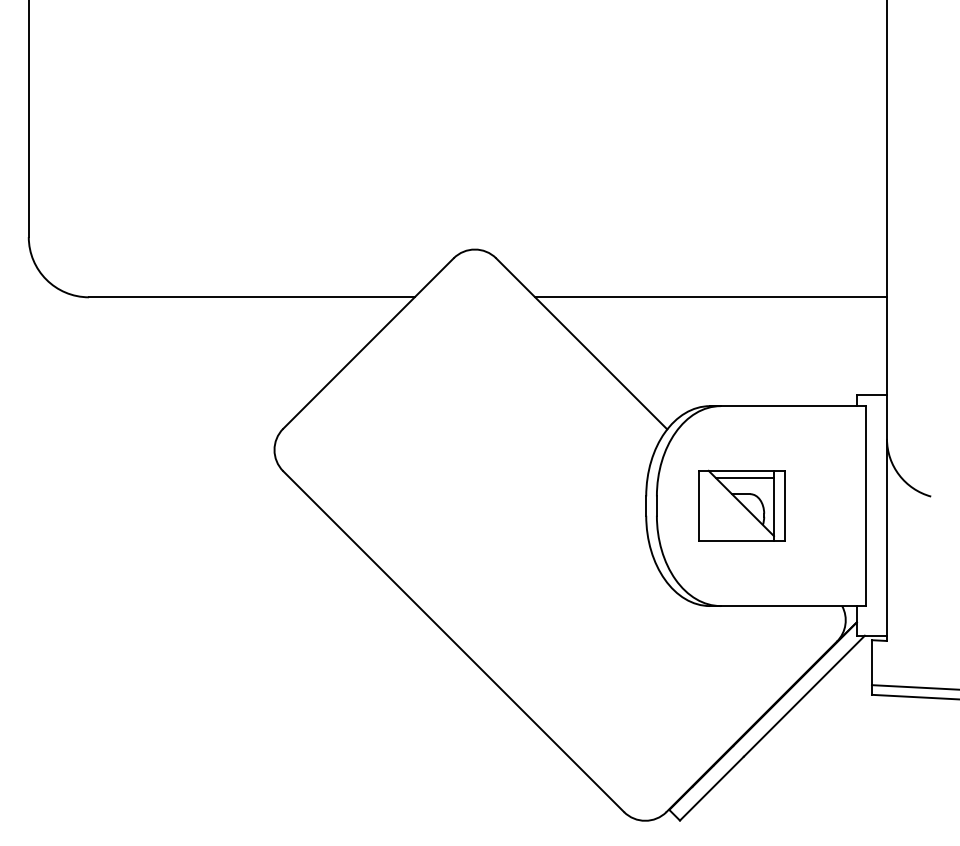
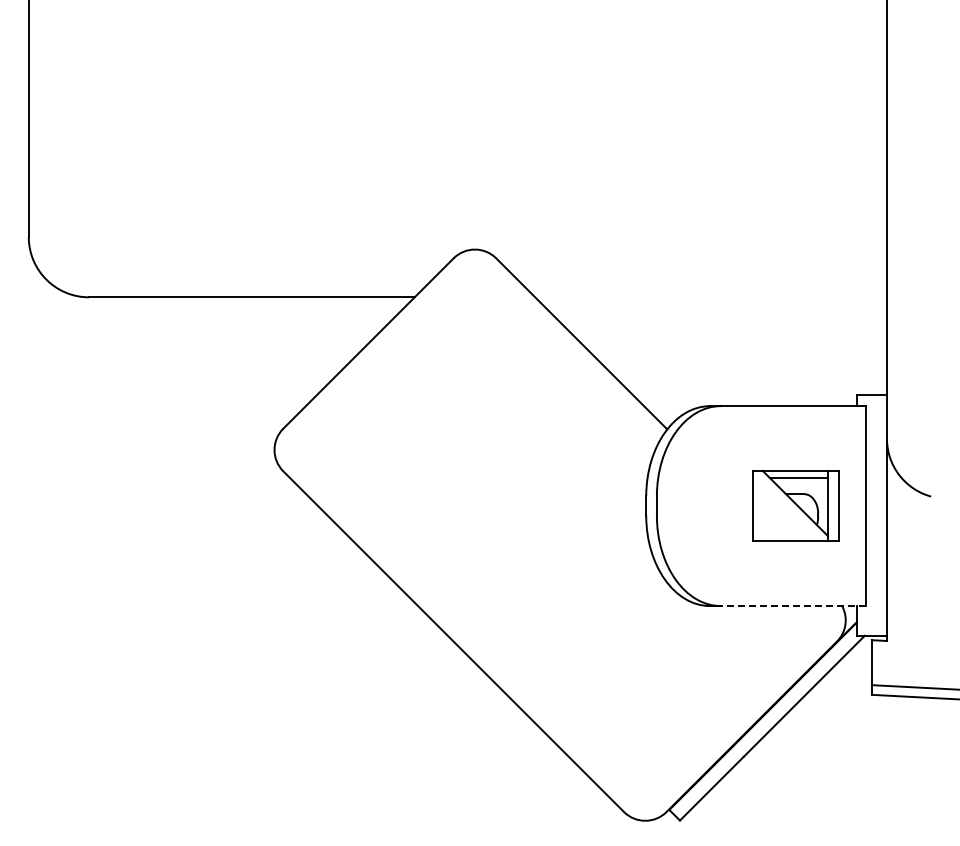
line: present -> none (710, 297)
part position: (741, 505) -> (795, 505) (795, 505)
line: solid -> dashed (793, 606)
